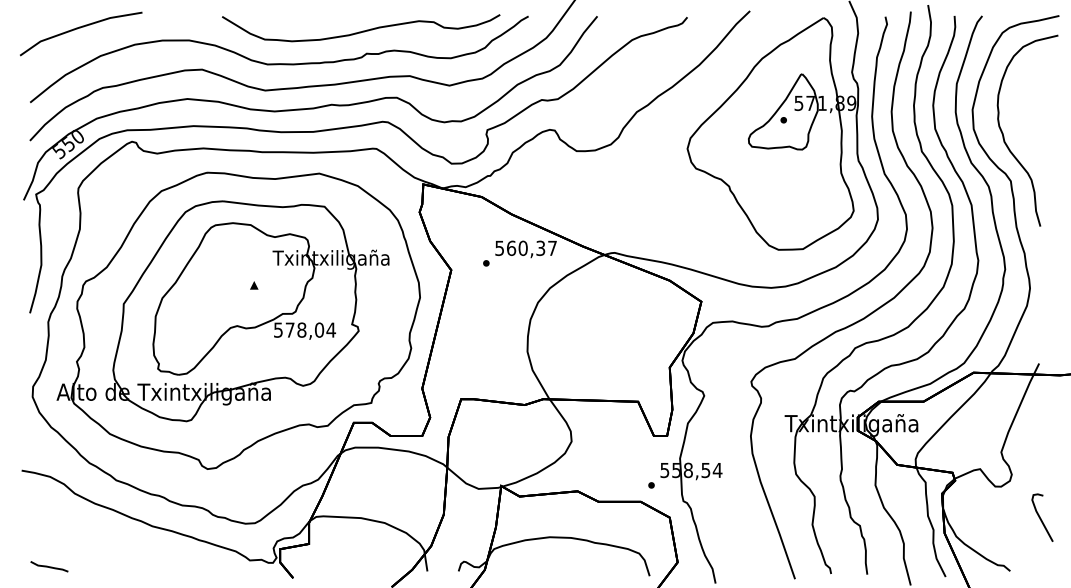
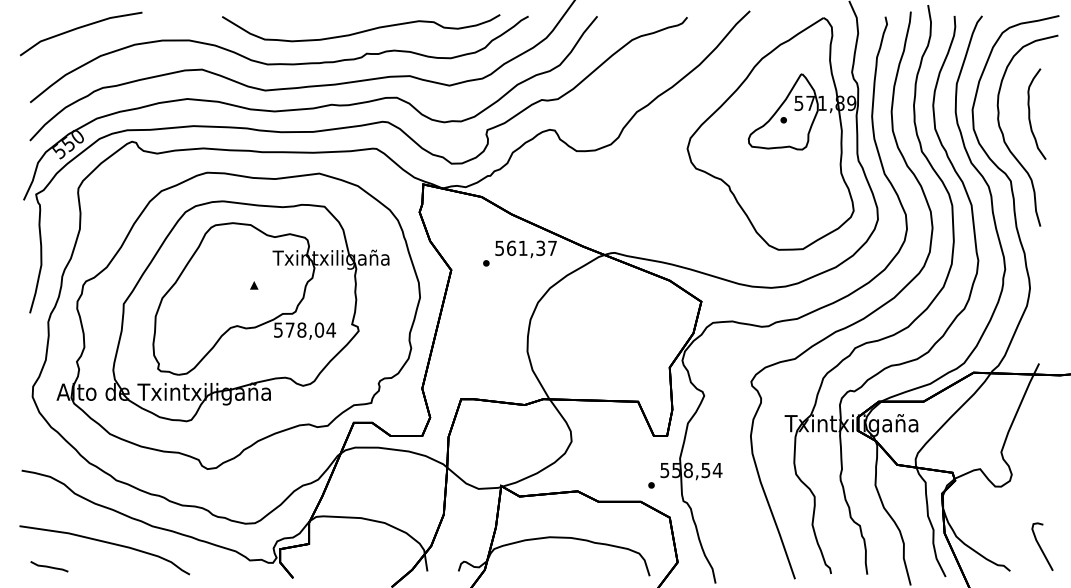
curve: none -> present (1030, 113)
text: 560,37 -> 561,37 (522, 247)
curve position: (1041, 518) -> (1041, 547) (1041, 547)
curve: none -> present (106, 543)
